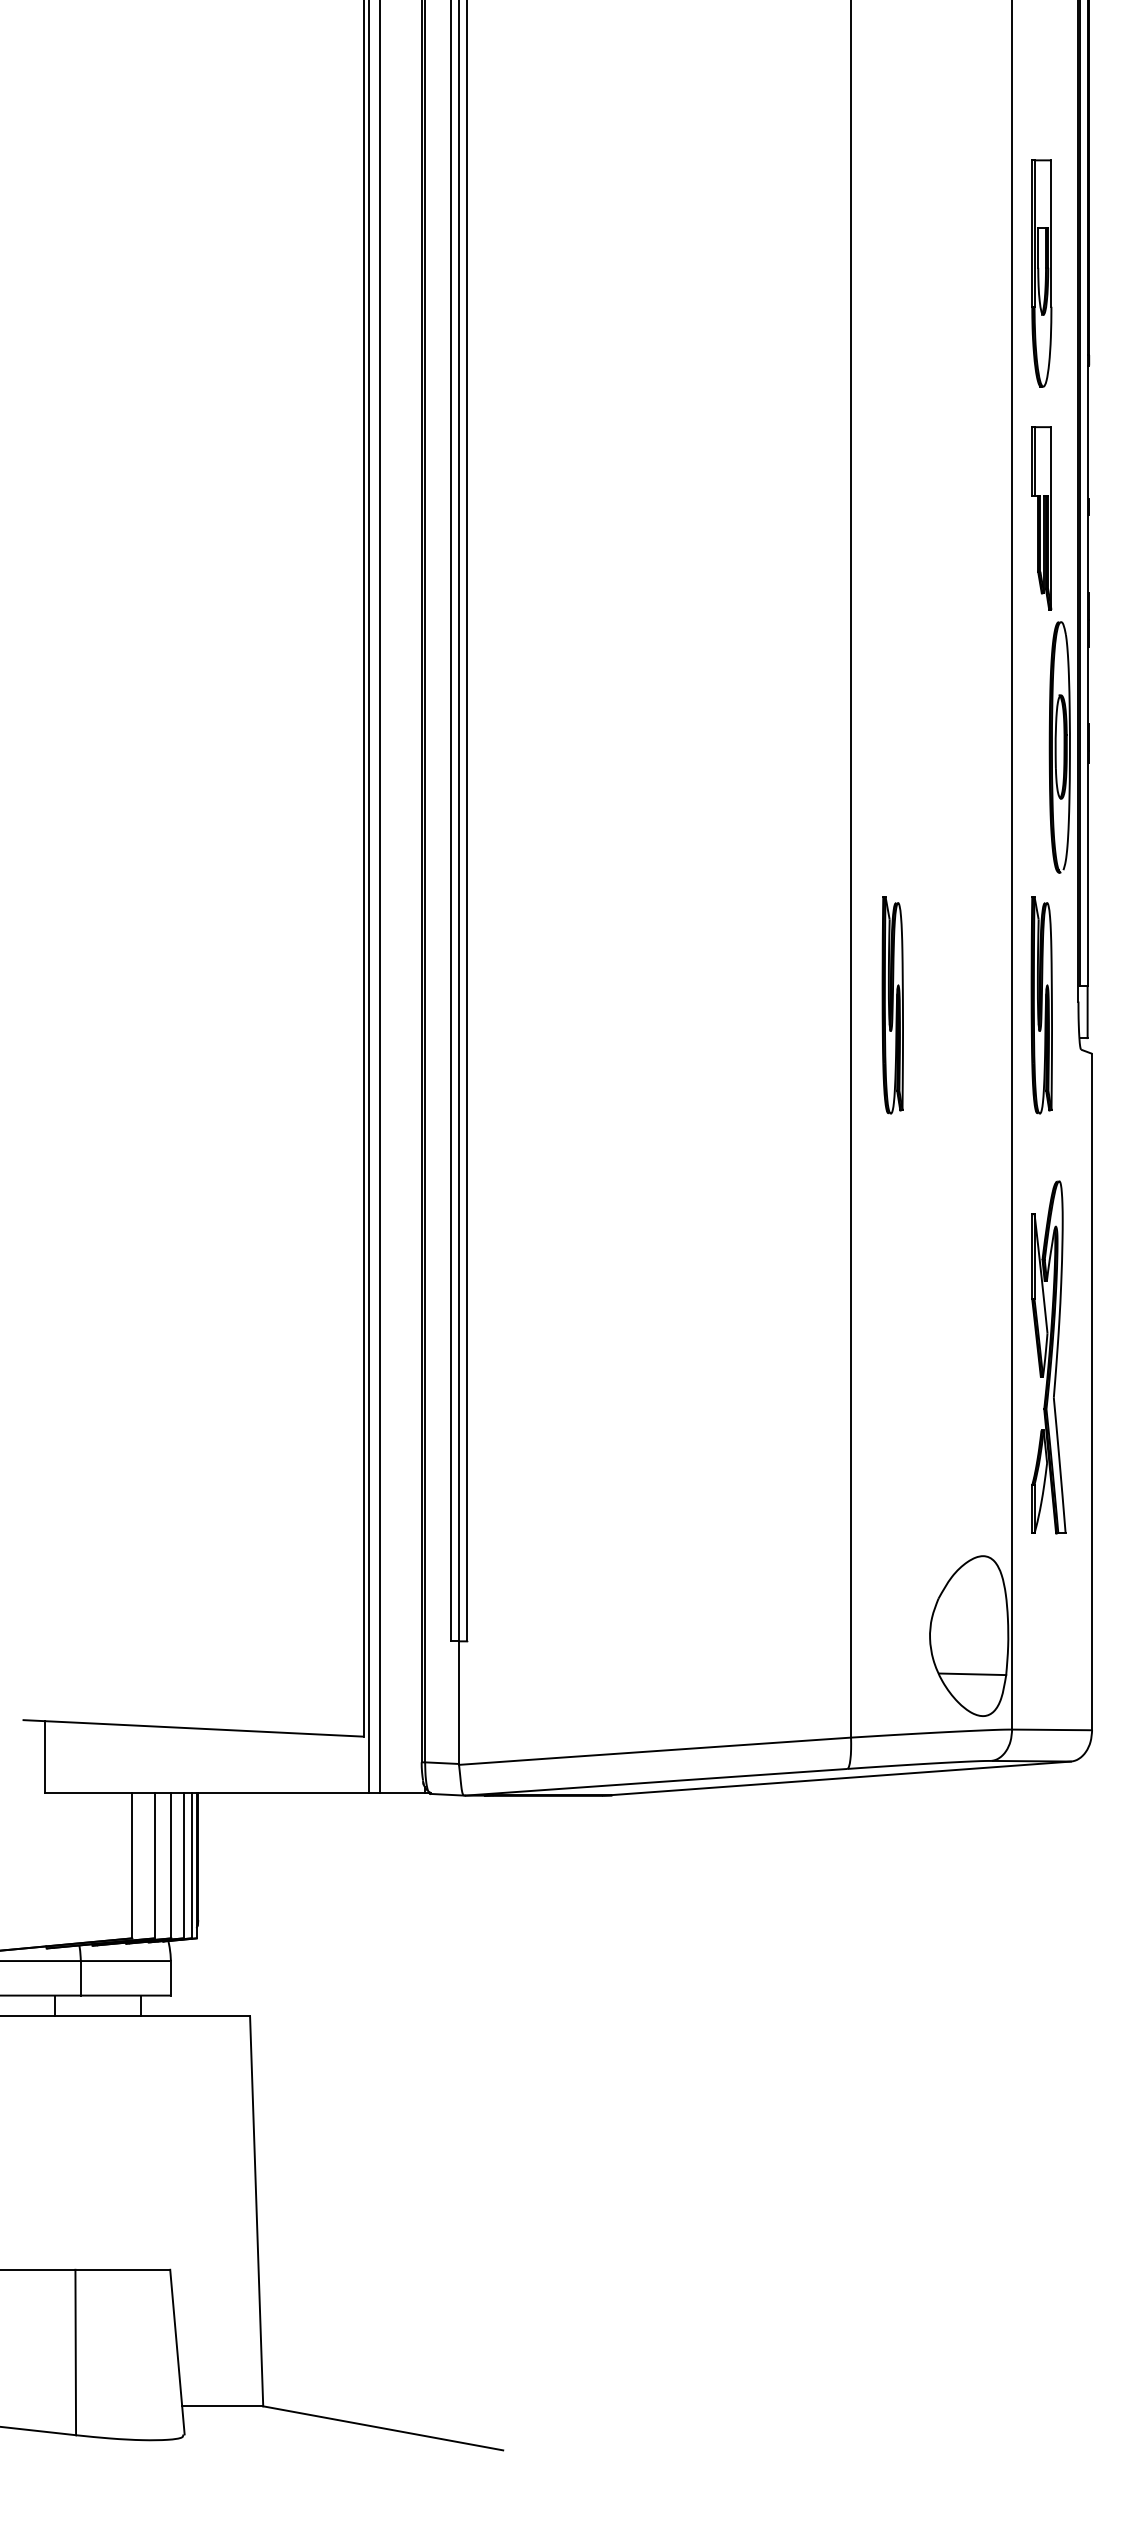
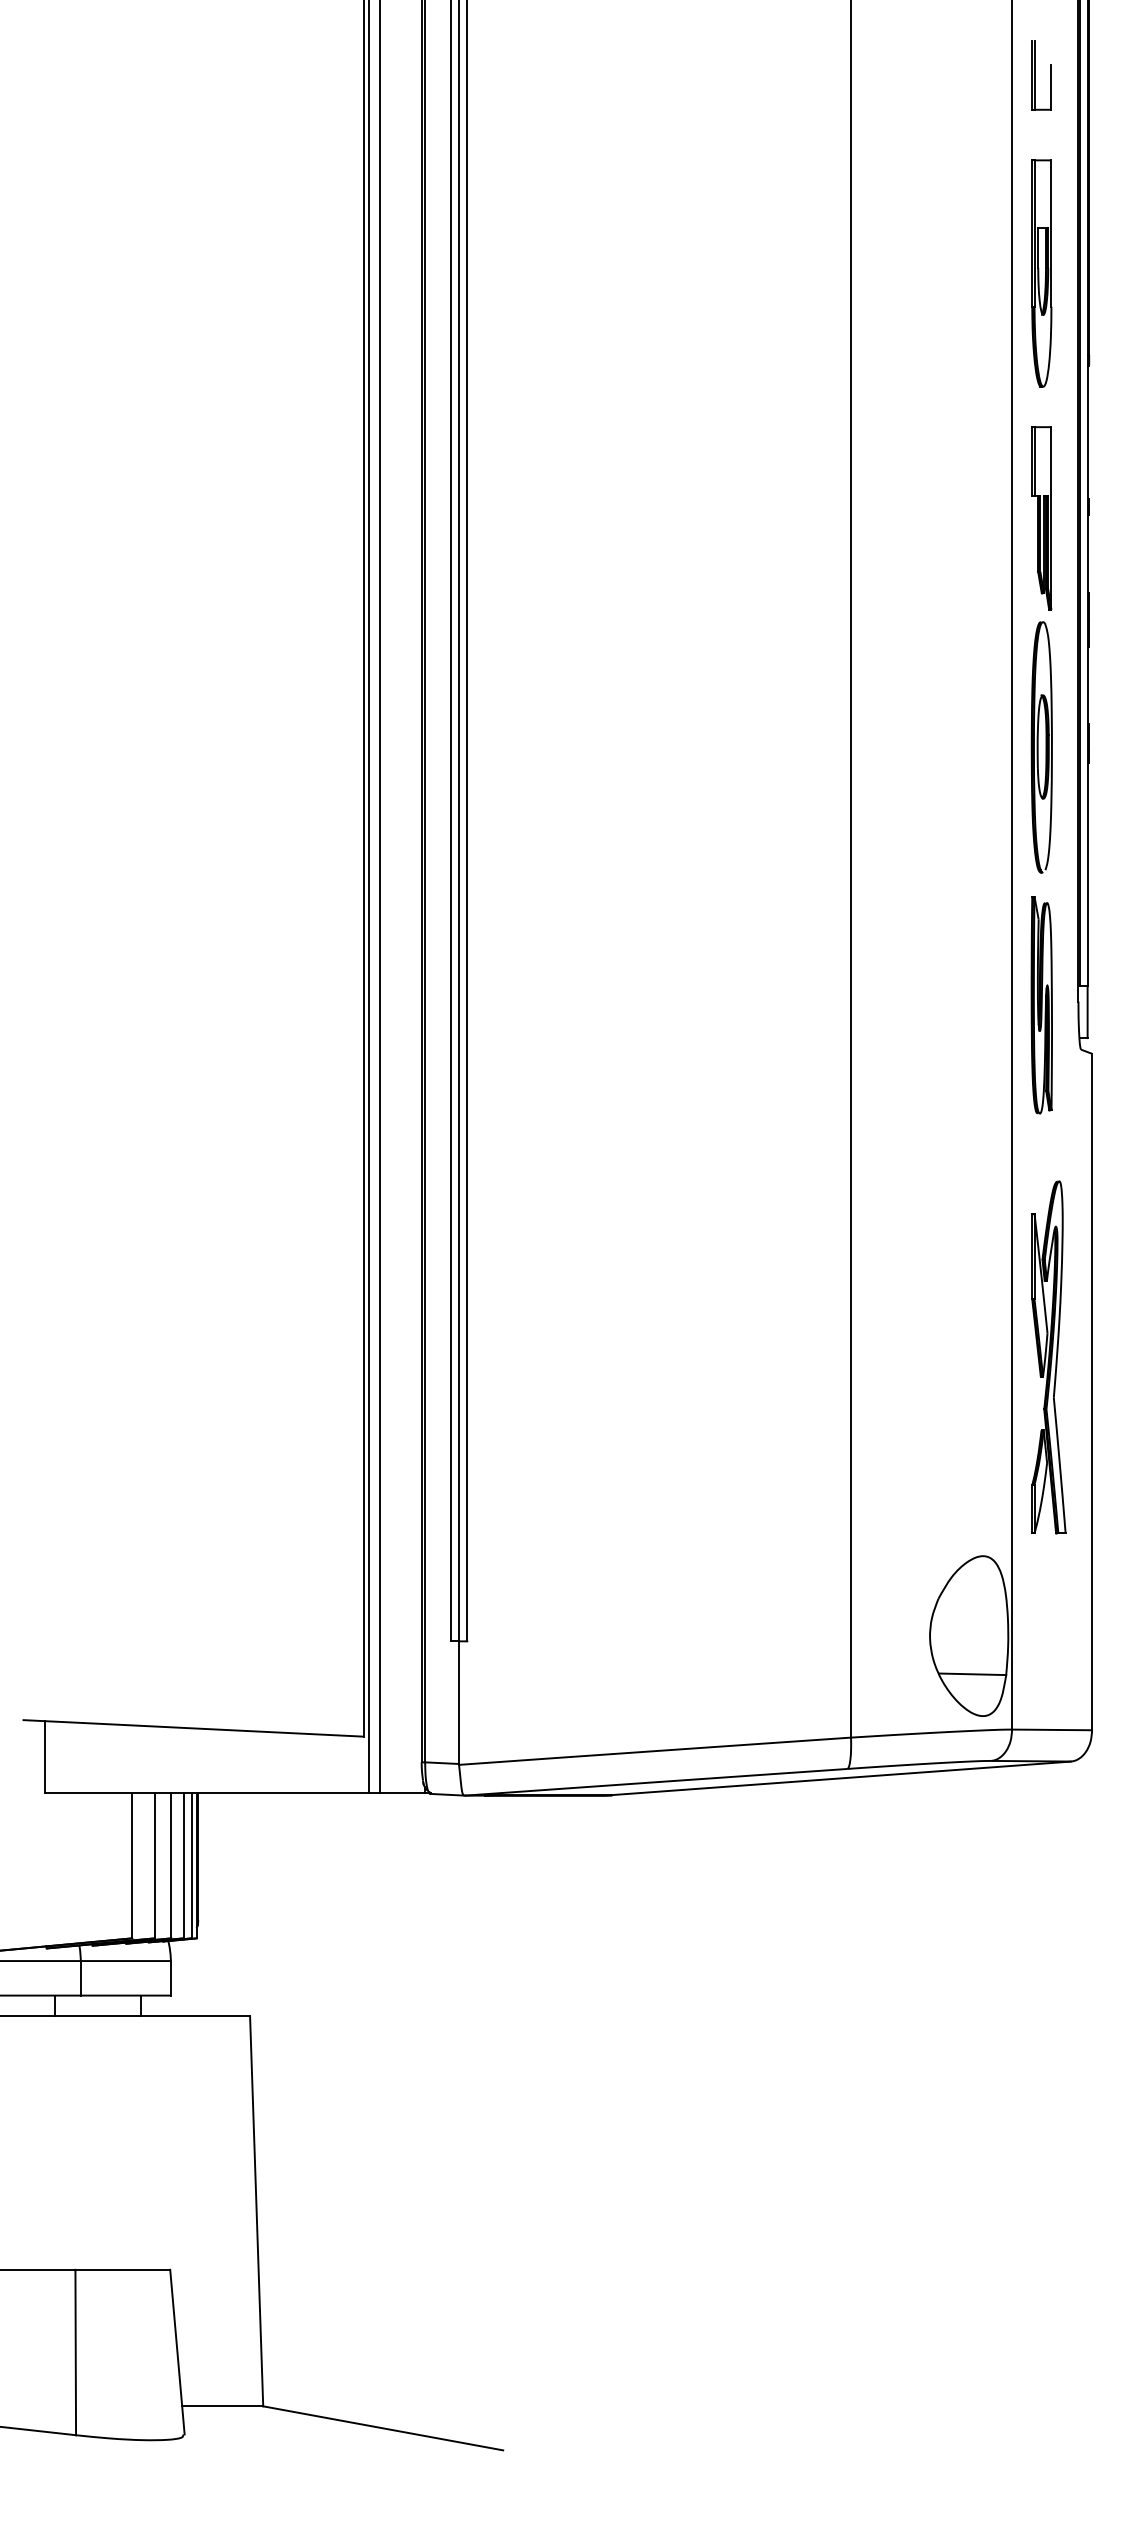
part: none -> present (1041, 75)
part position: (1059, 747) -> (1041, 747) (1041, 747)
part: present -> none (892, 1005)
